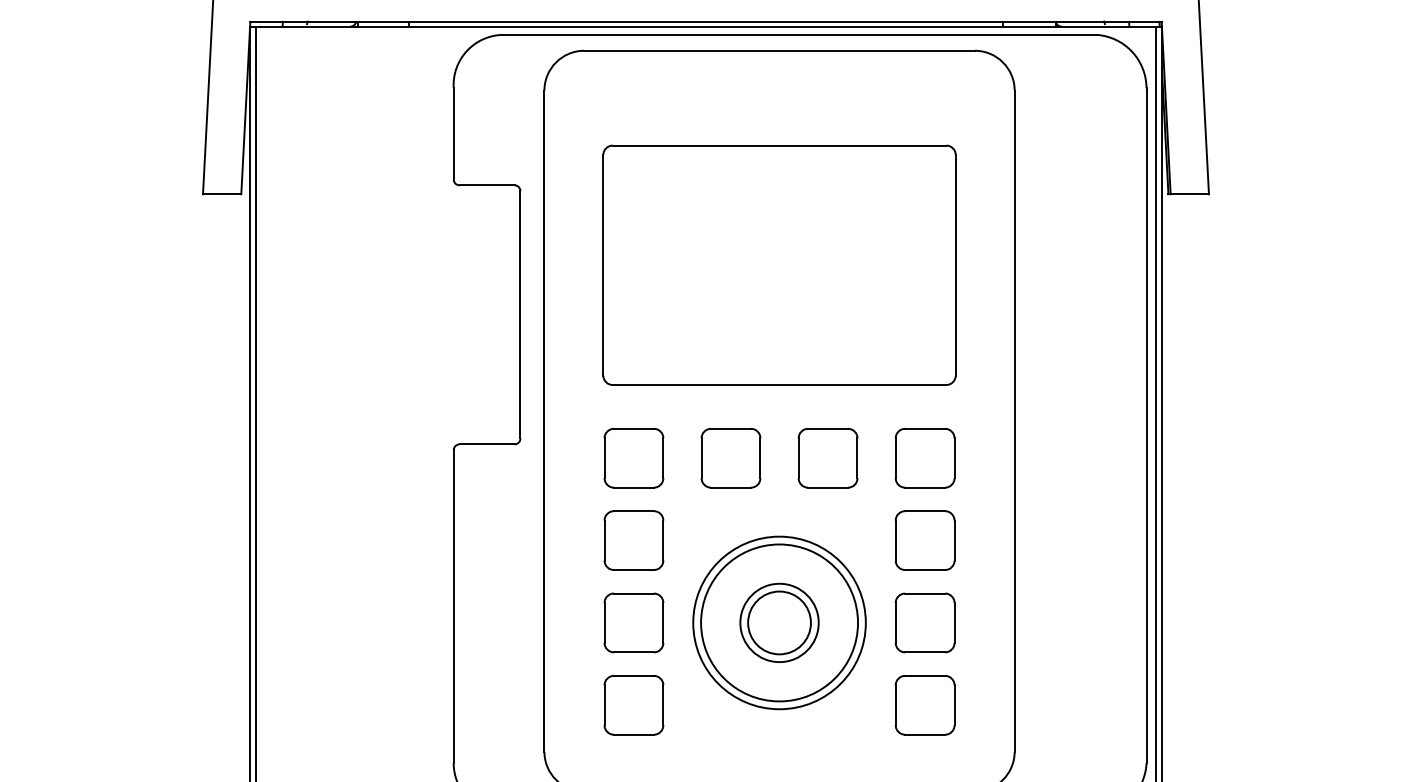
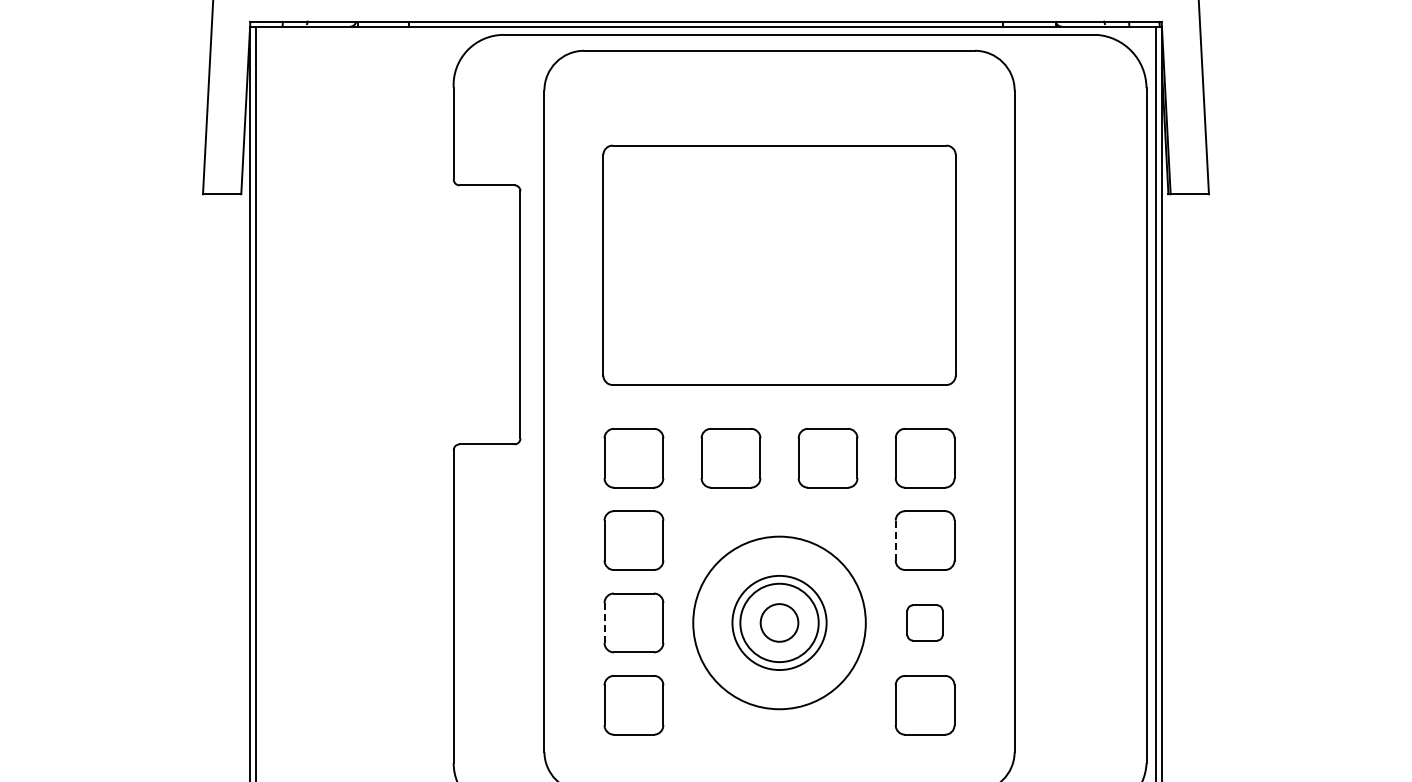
line: solid -> dashed (895, 541)
circle diameter: 157 px -> 94 px (779, 622)
circle diameter: 63 px -> 38 px (779, 622)
part size: 62x62 px -> 38x38 px (924, 622)
line: solid -> dashed (604, 623)
